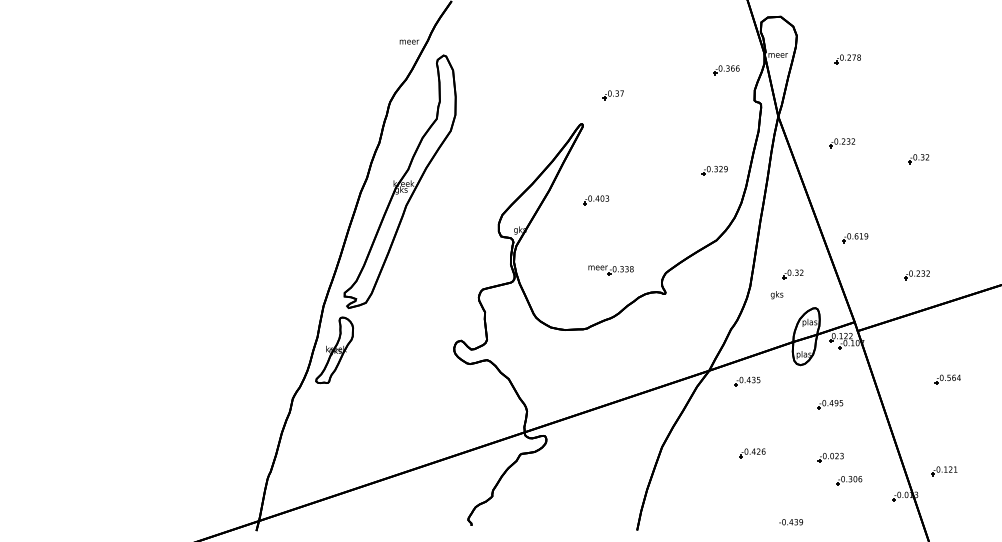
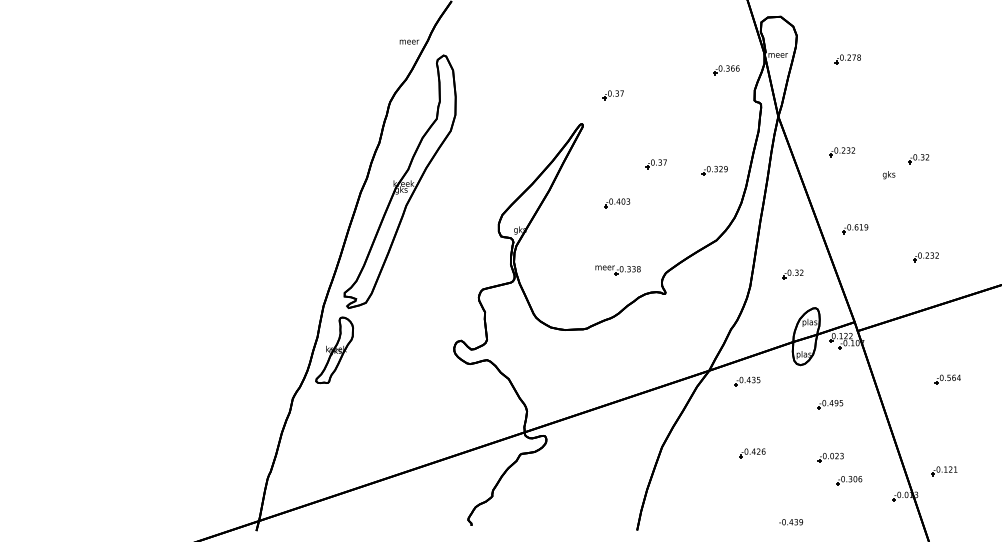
part position: (842, 143) -> (842, 152) (842, 152)
part: none -> present (655, 164)
part position: (596, 200) -> (617, 203) (617, 203)
part position: (855, 238) -> (855, 229) (855, 229)
part position: (610, 270) -> (617, 270) (617, 270)
part position: (916, 275) -> (925, 257) (925, 257)
text position: (776, 295) -> (888, 175) (888, 175)
